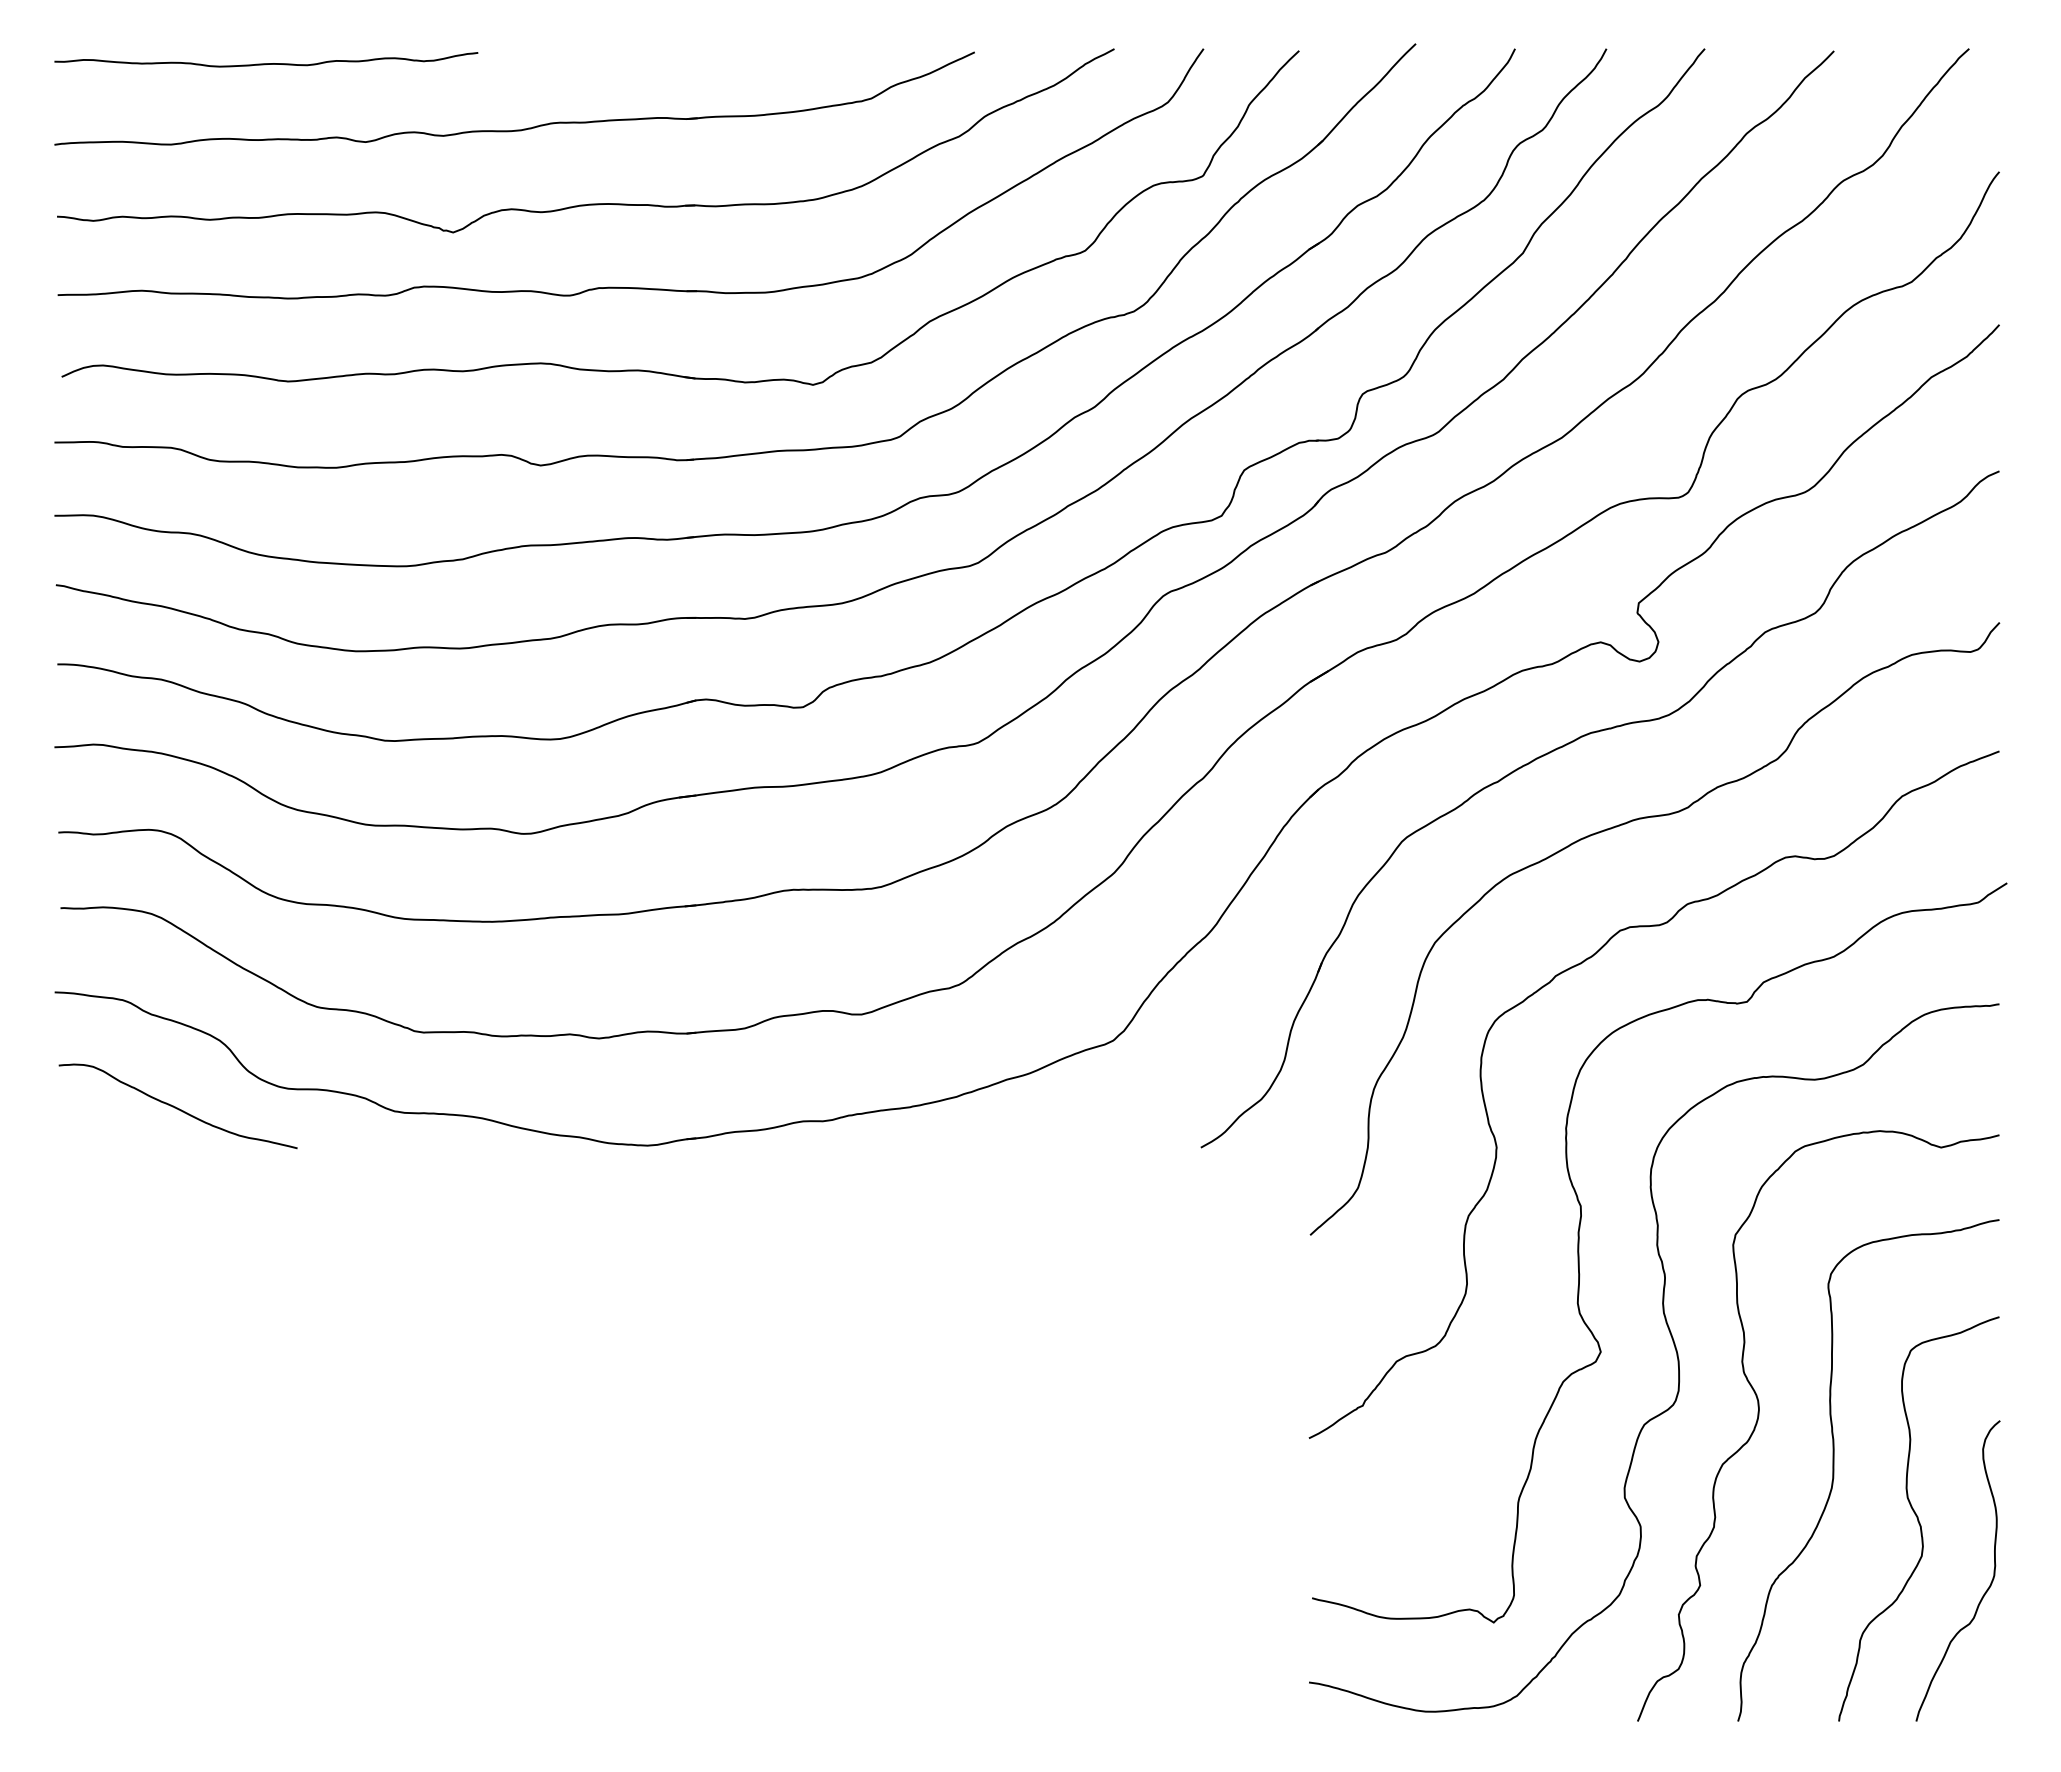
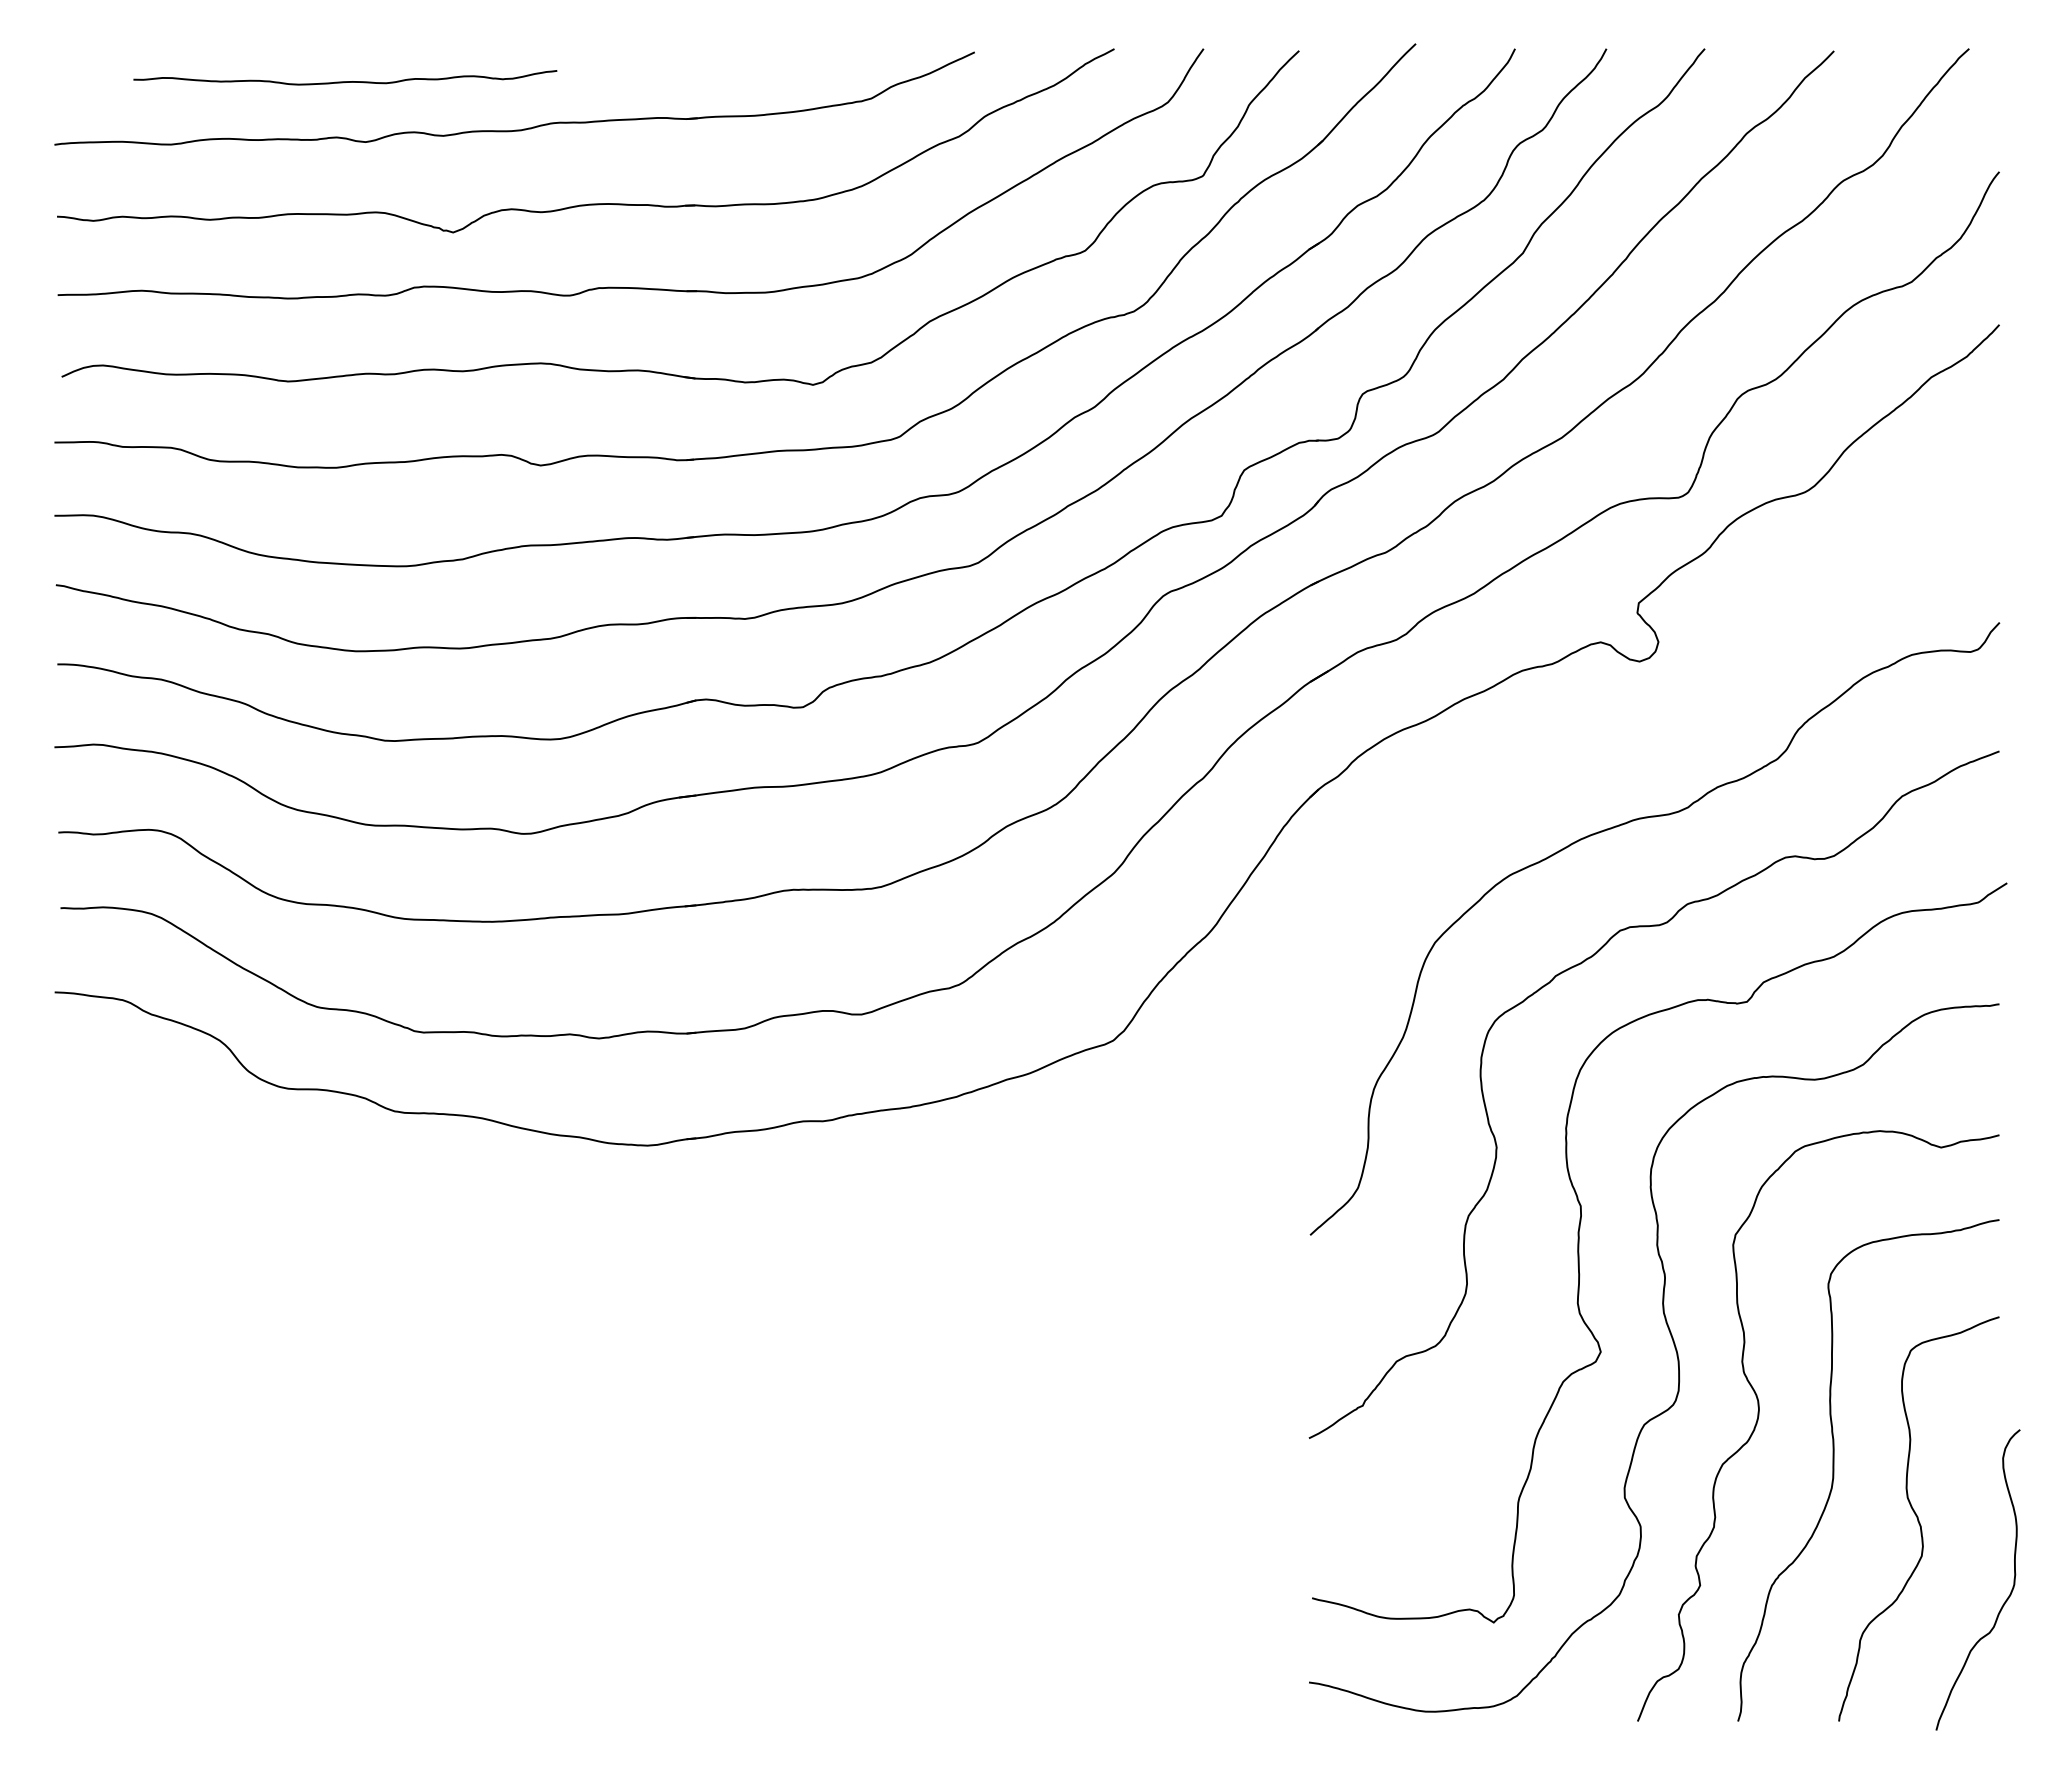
curve position: (266, 63) -> (345, 81) (345, 81)
part: present -> none (1567, 745)
curve: present -> none (177, 1107)
curve position: (1986, 1589) -> (2006, 1598) (2006, 1598)
